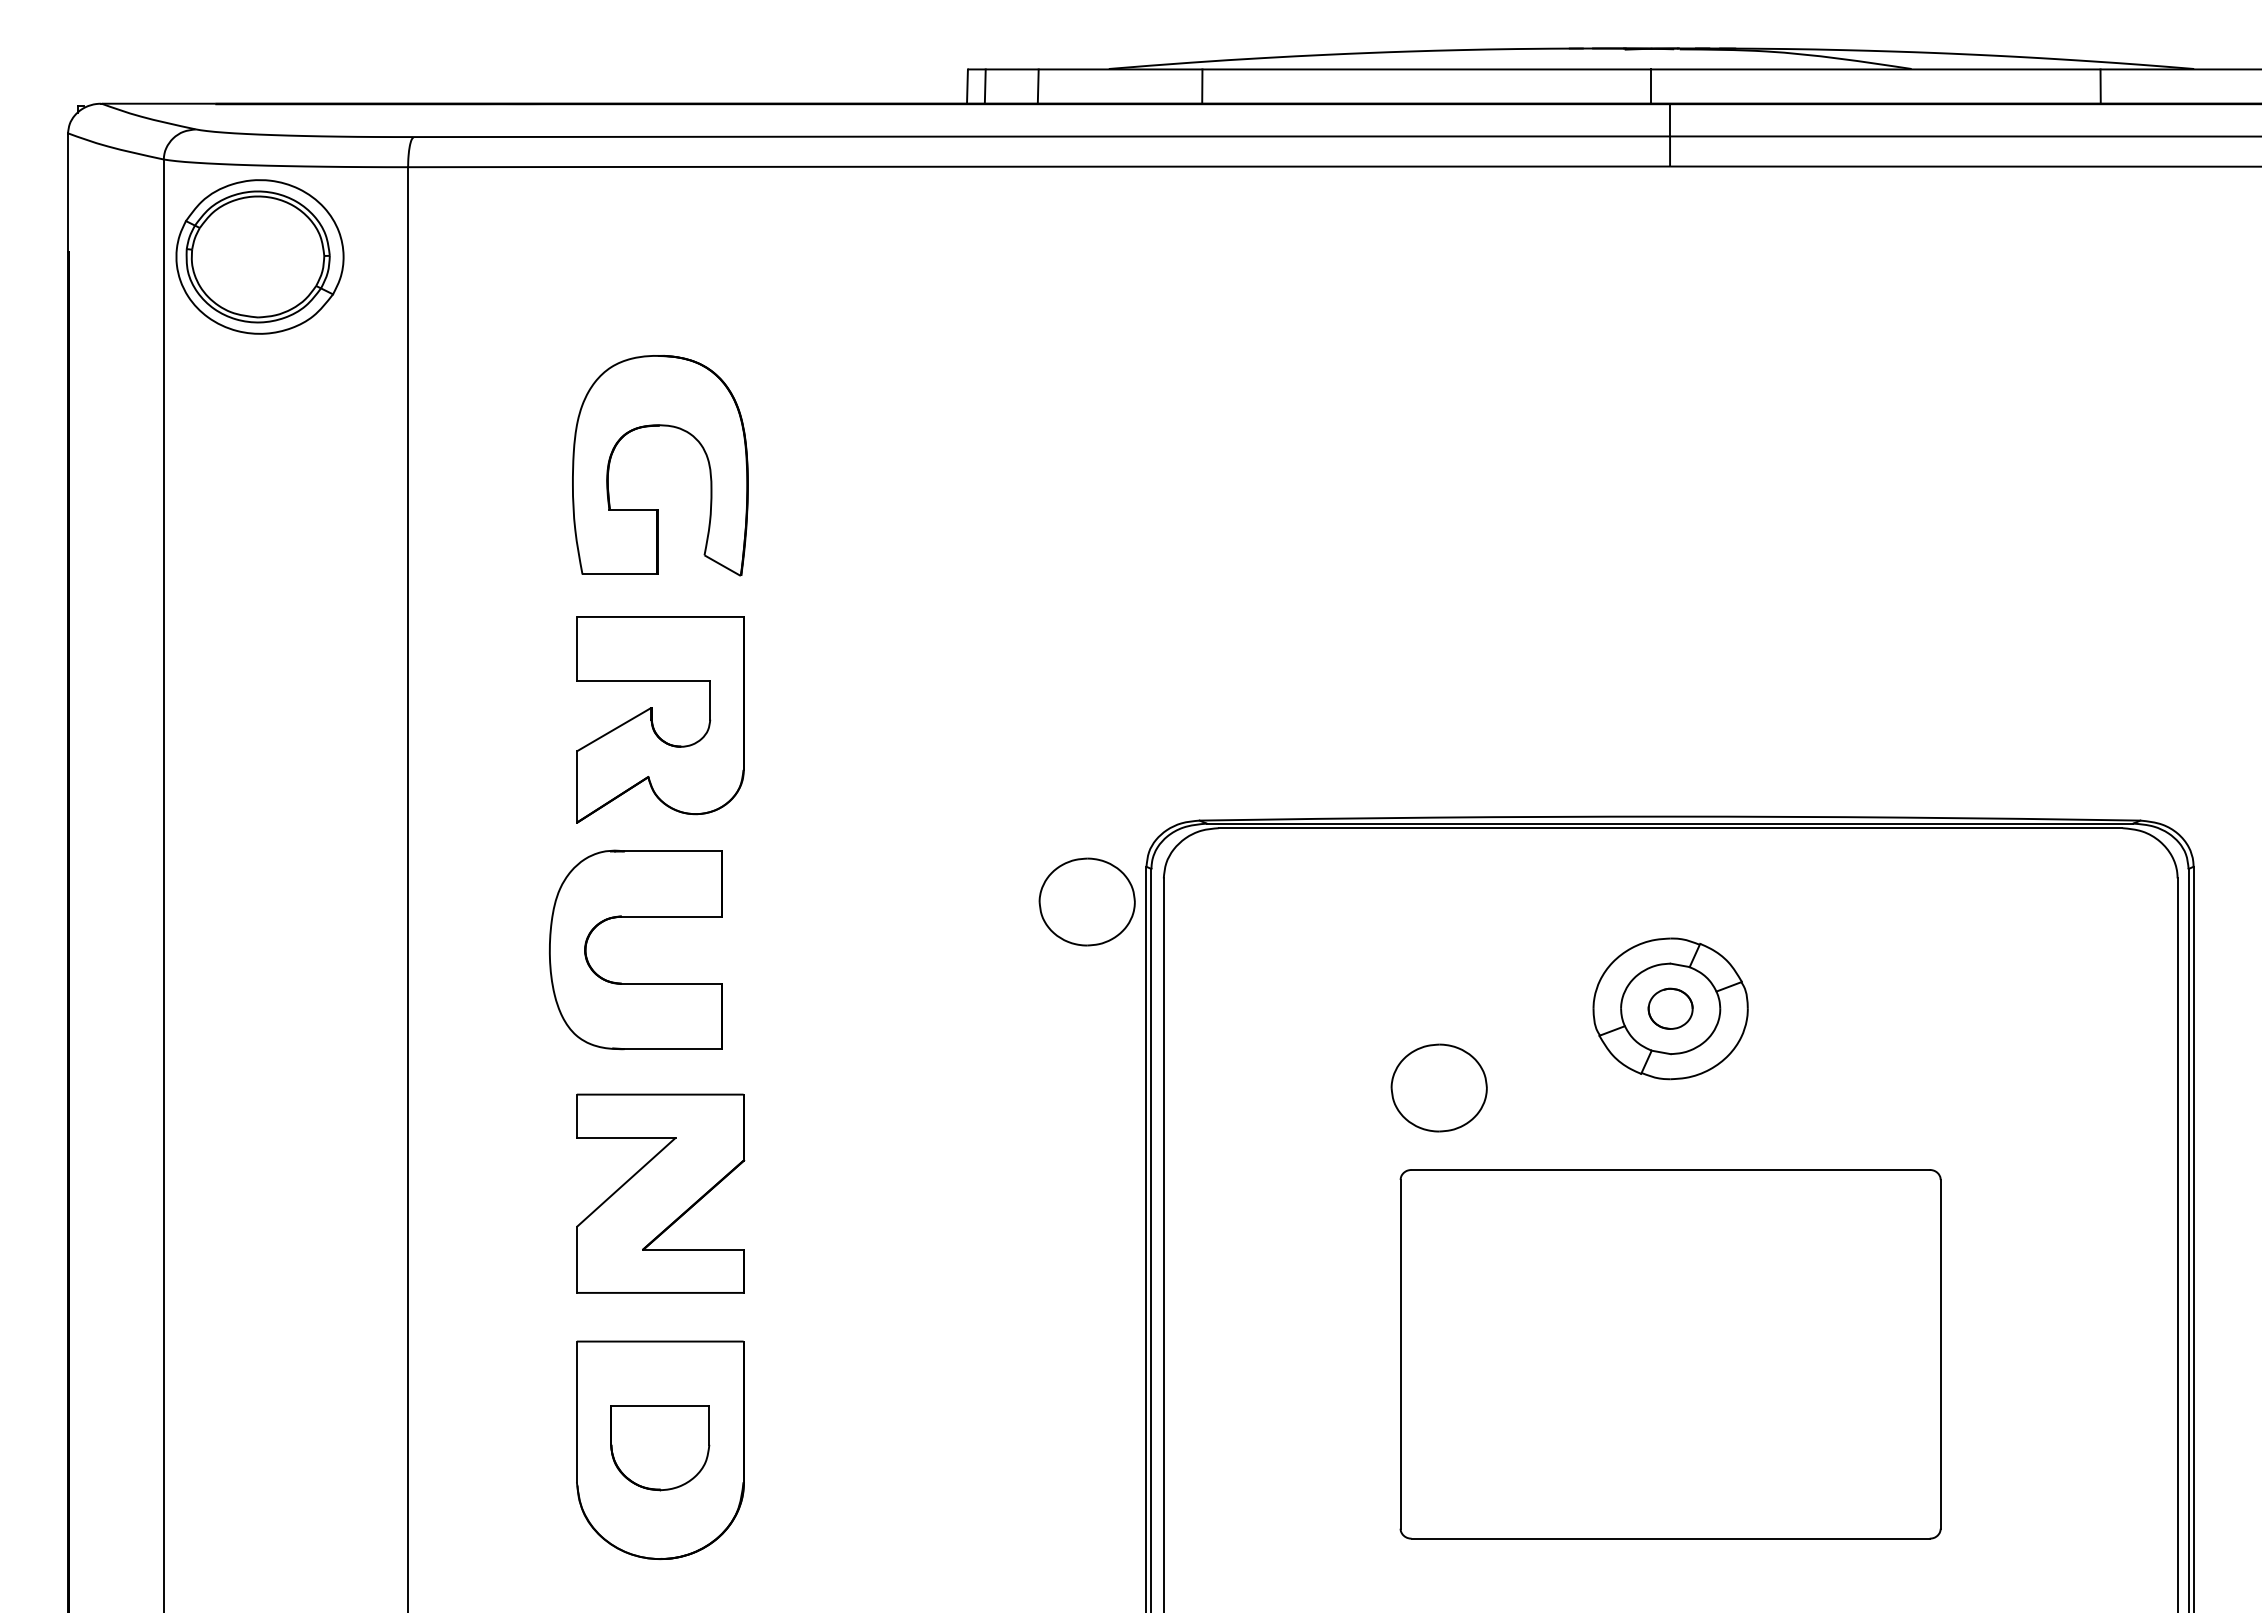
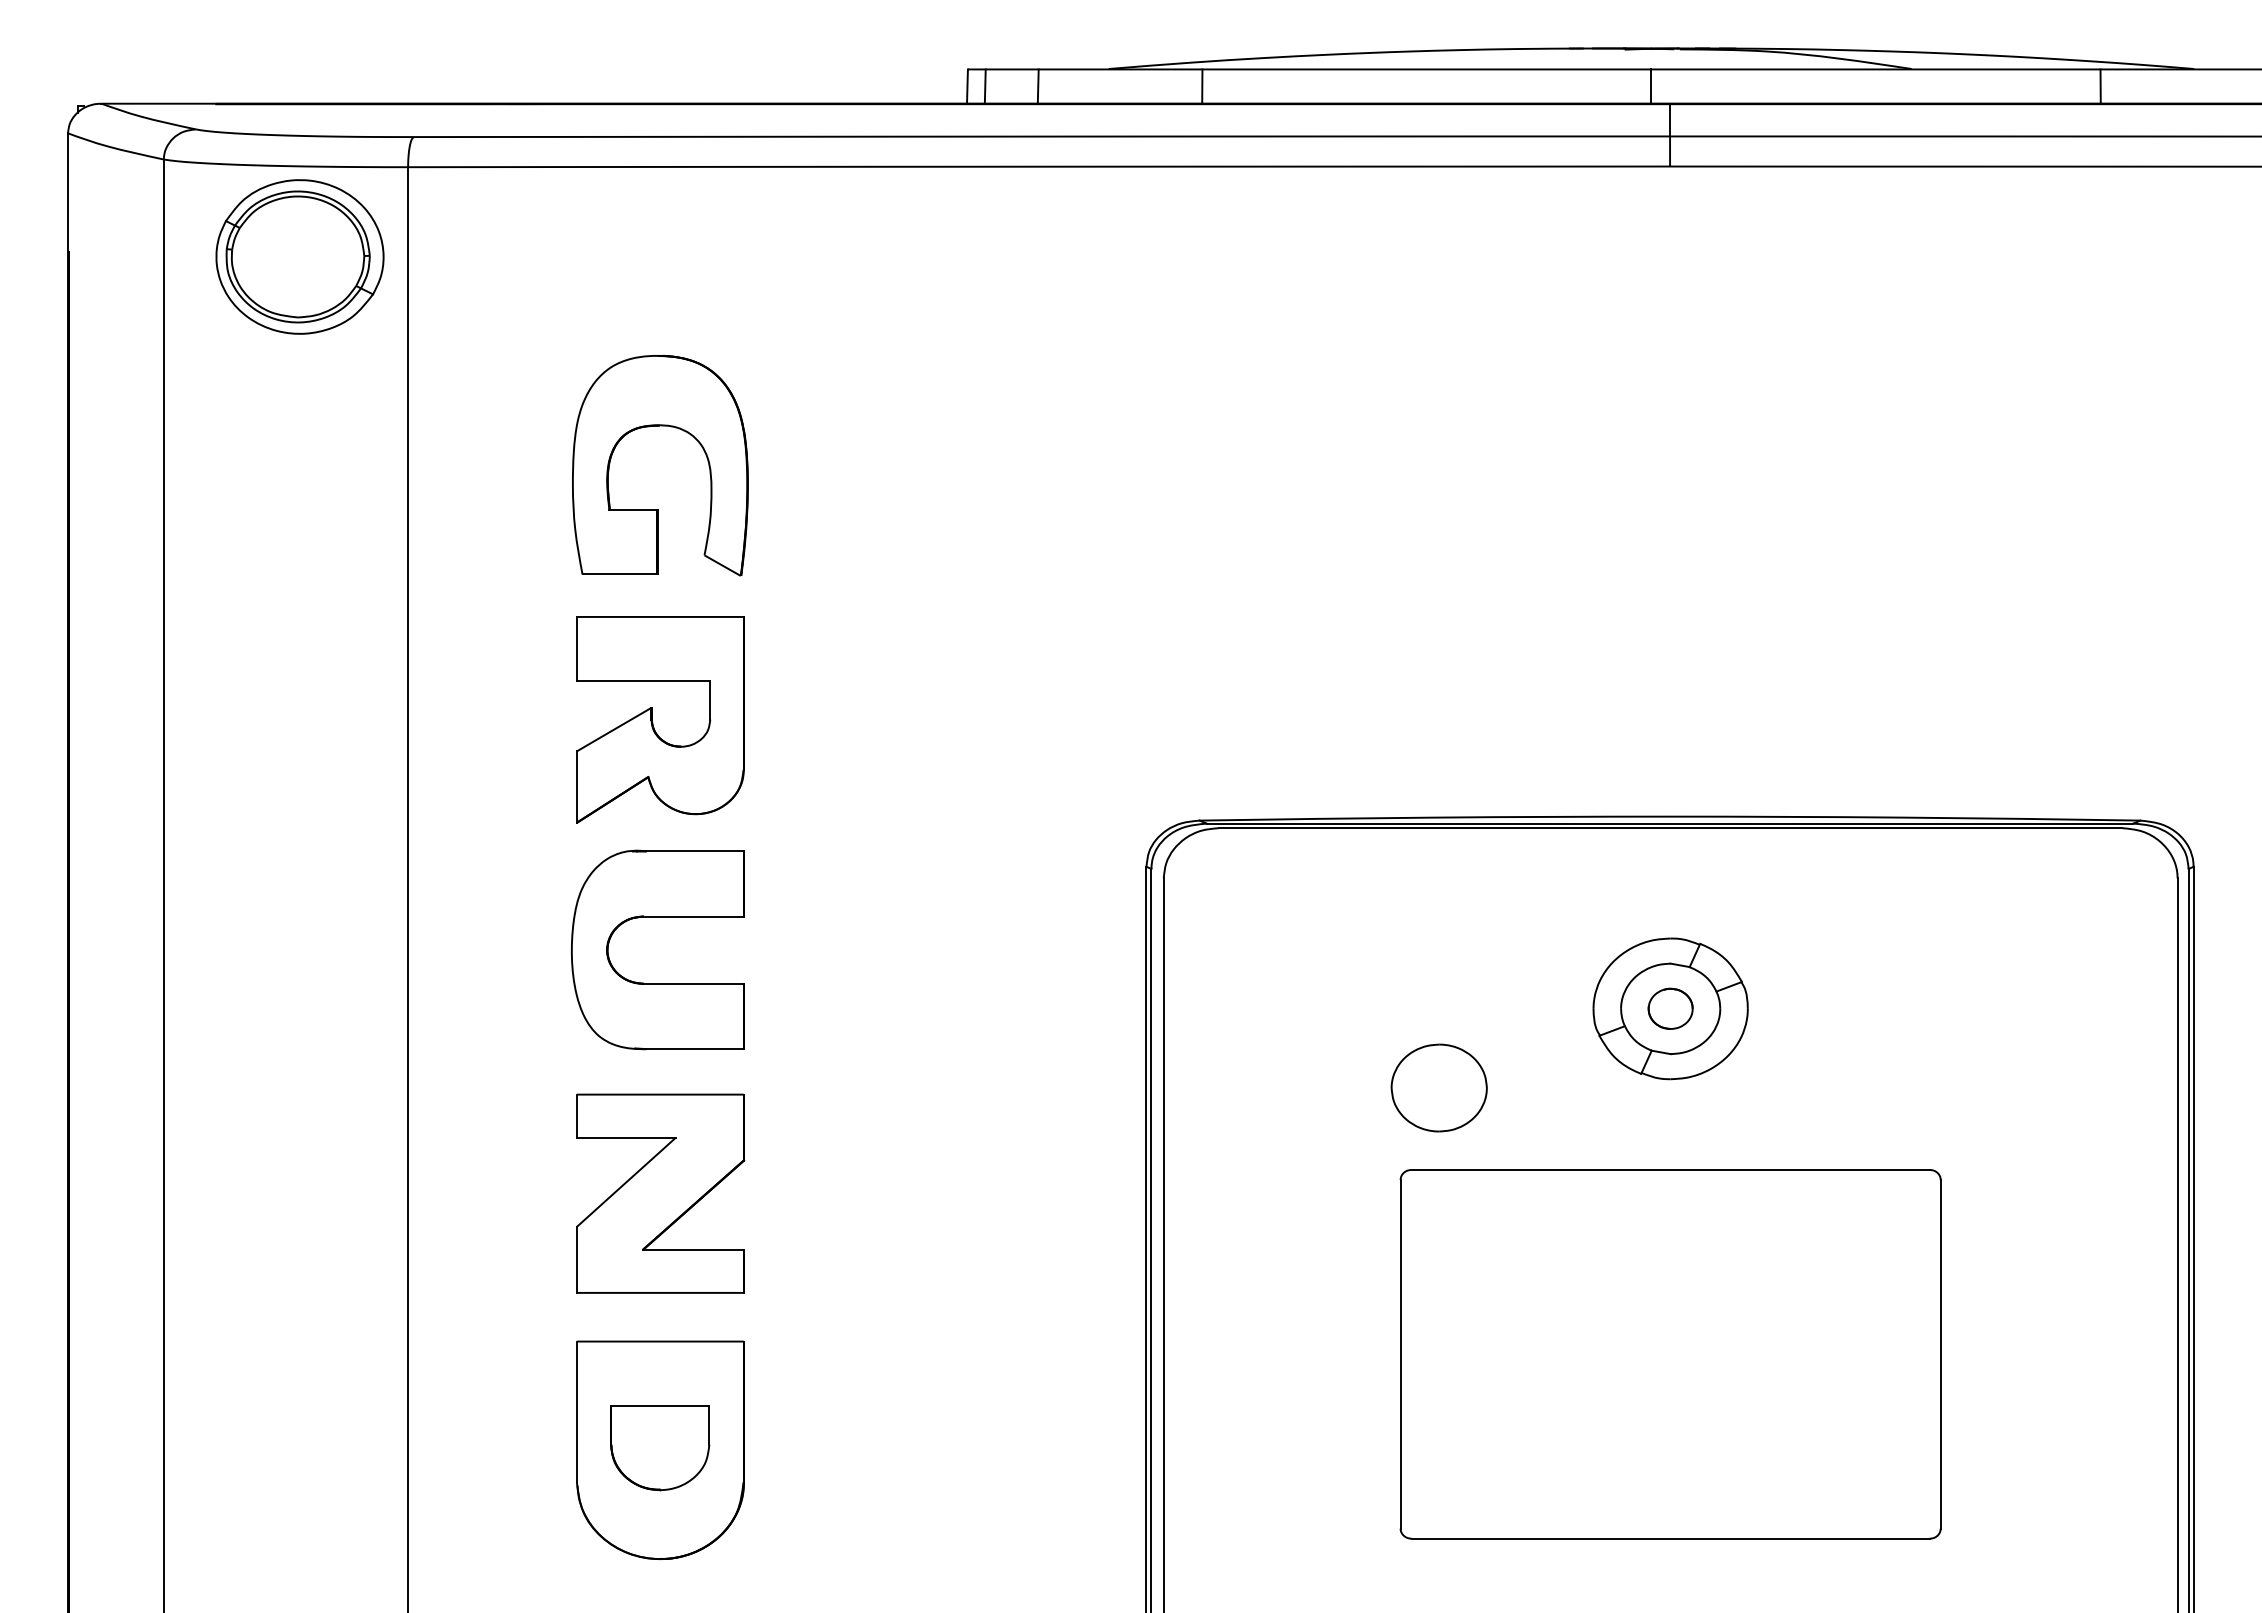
part position: (259, 256) -> (299, 256) (299, 256)
part: present -> none (1086, 901)
part position: (635, 917) -> (657, 917) (657, 917)
